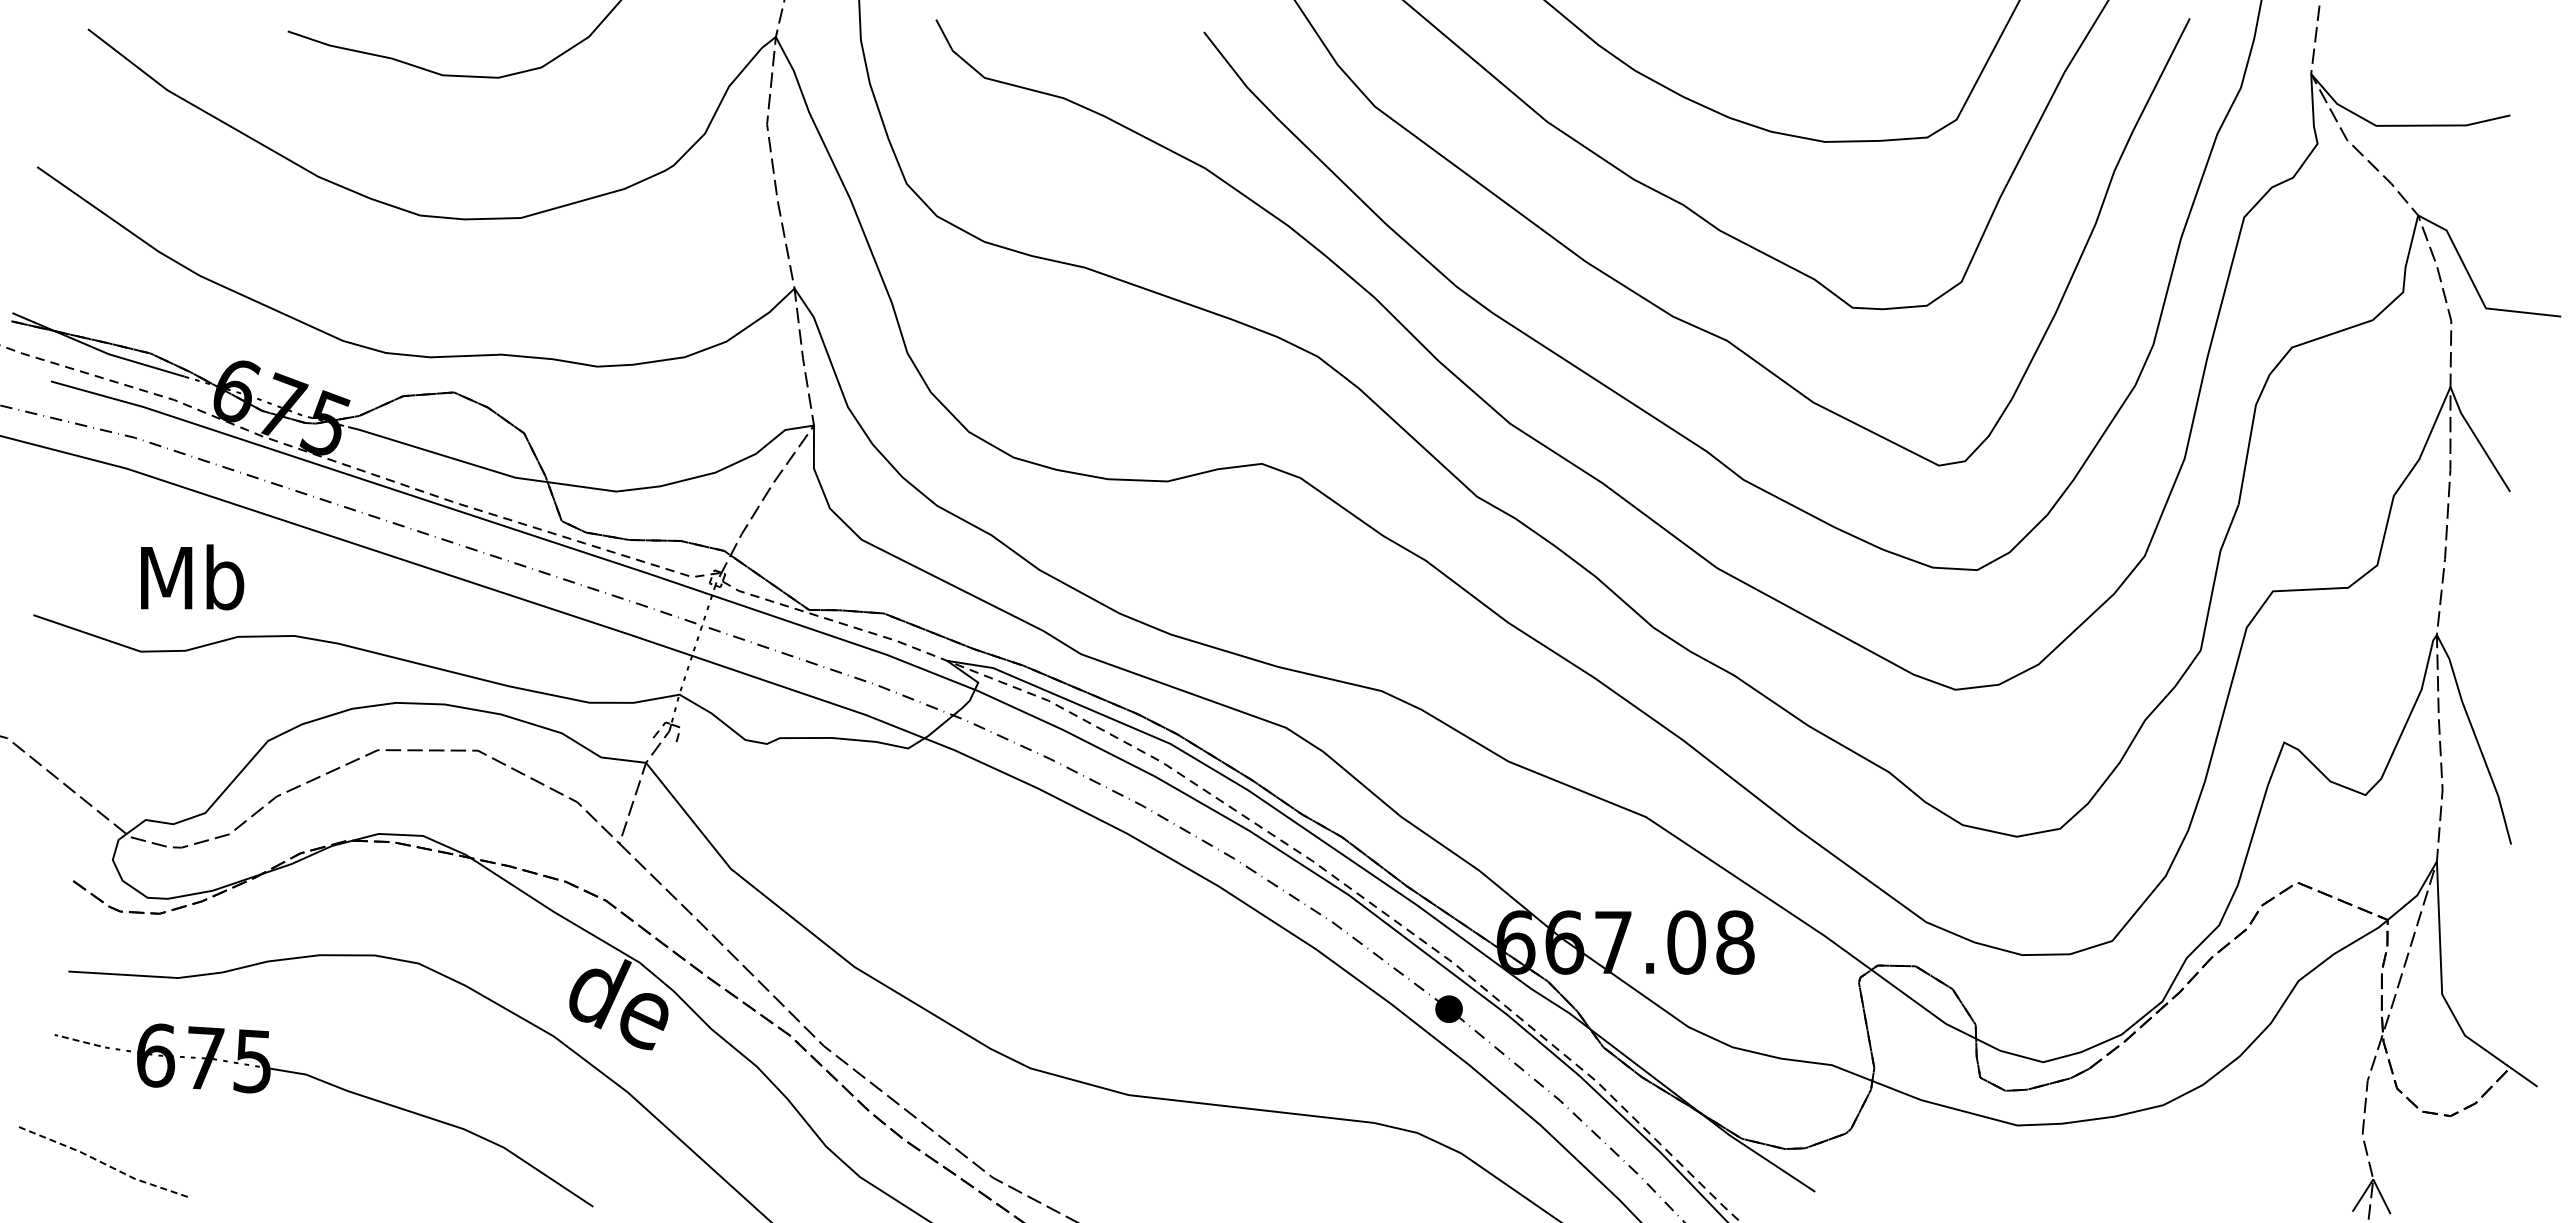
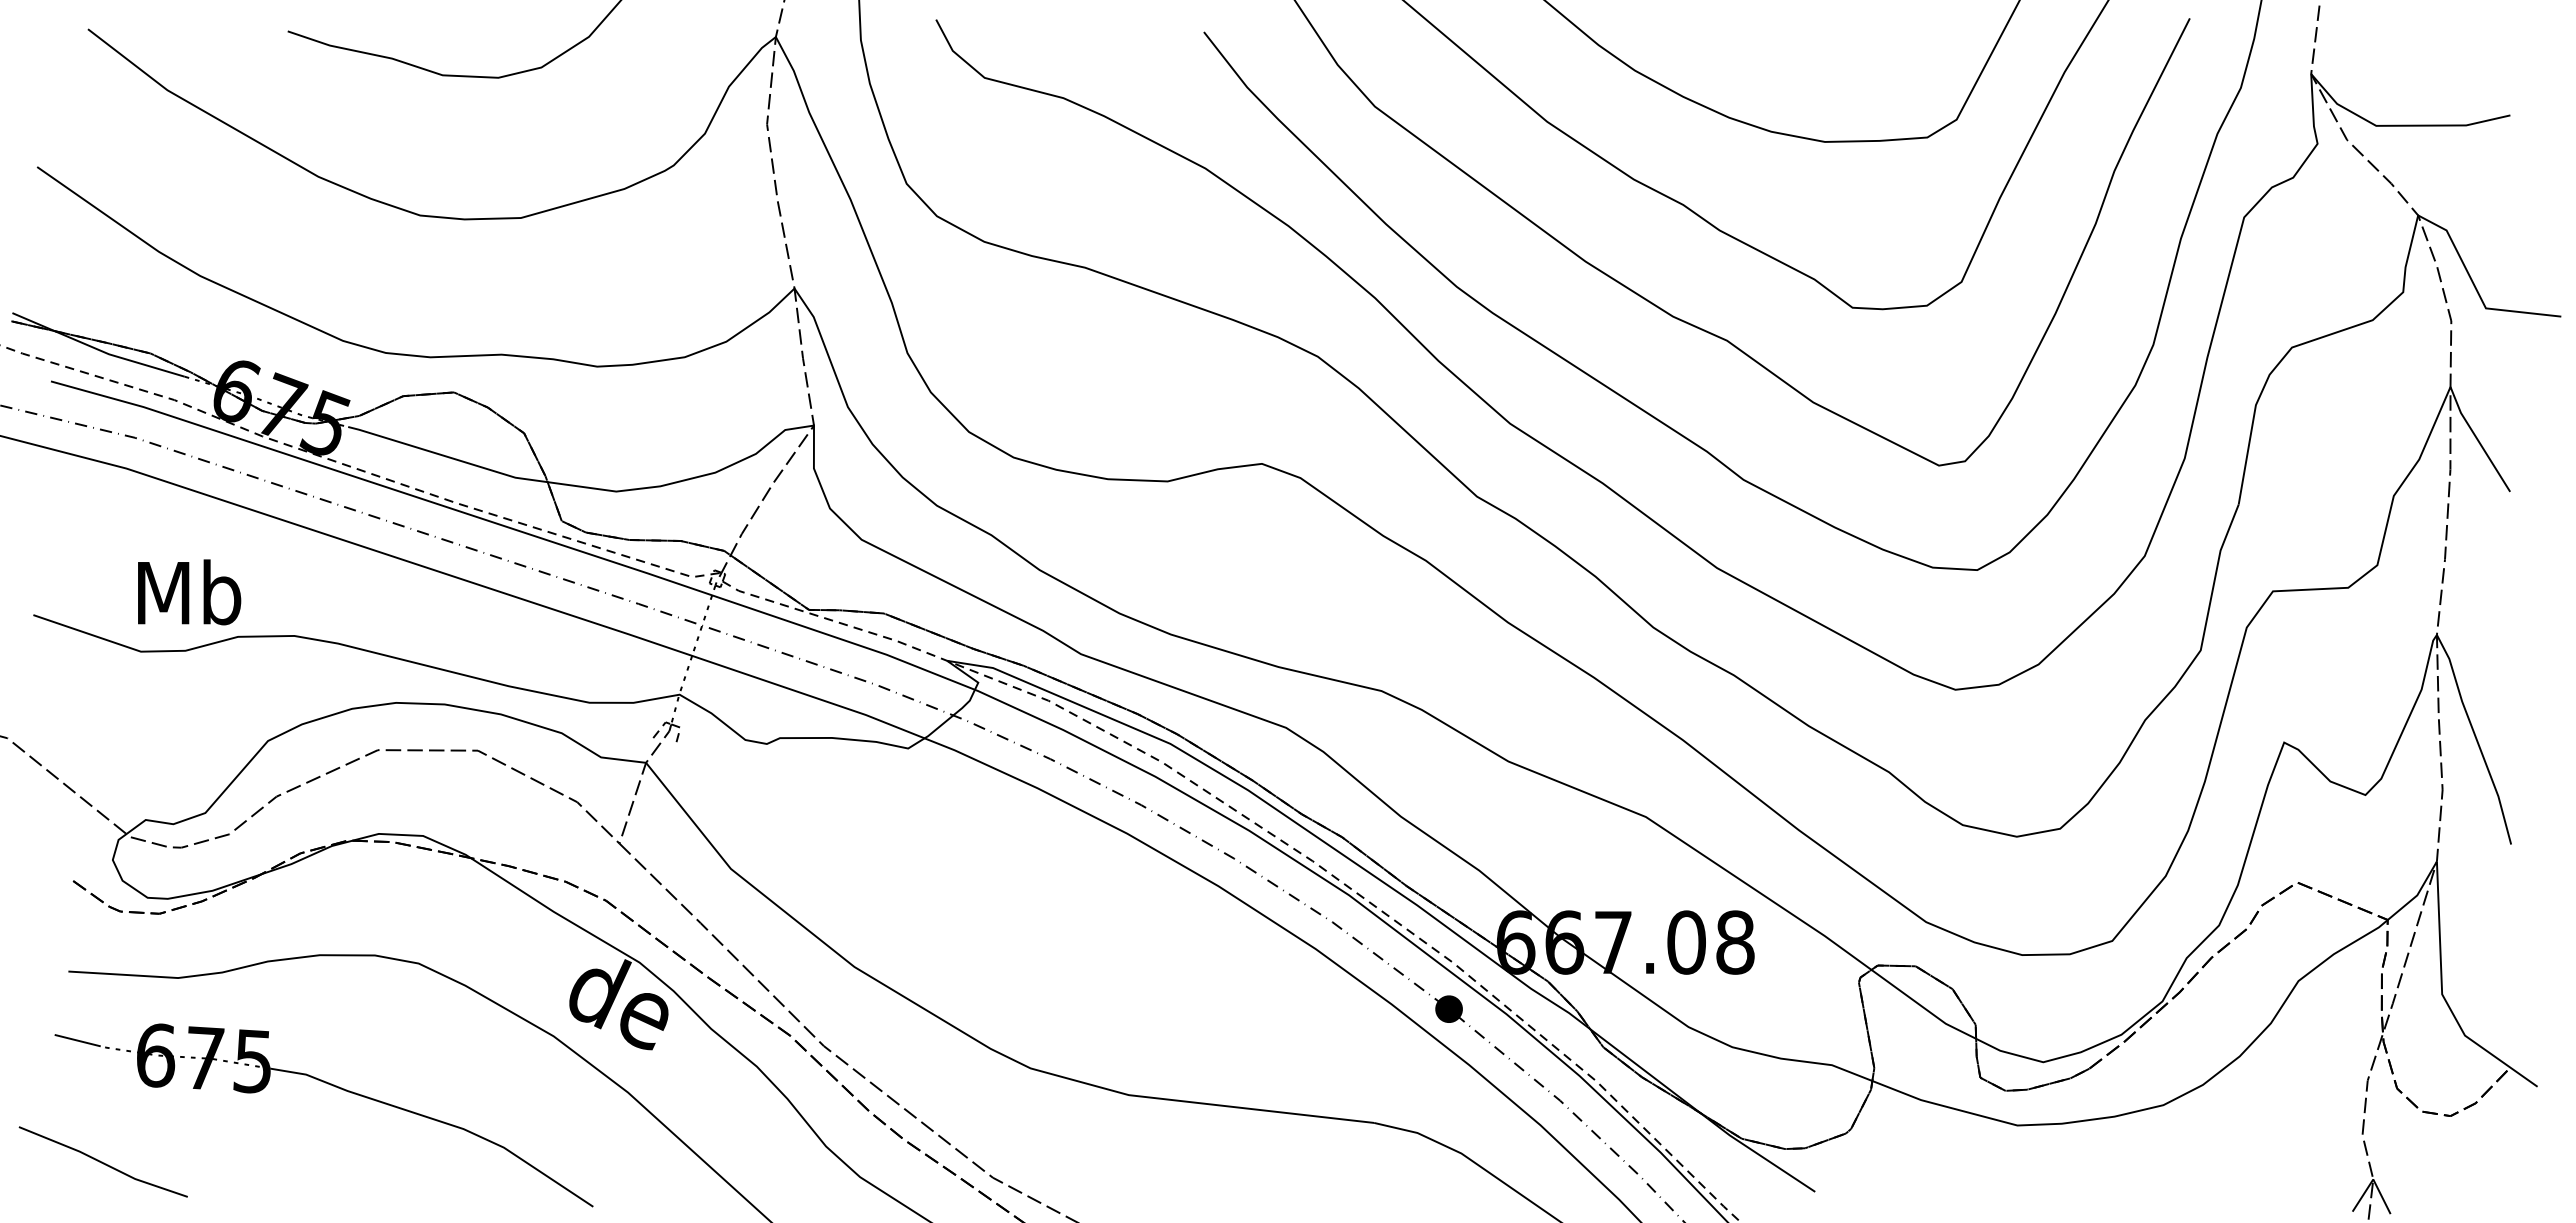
text position: (192, 577) -> (189, 592) (189, 592)
line: dashed -> solid (77, 1040)
line: dashed -> solid (103, 1163)
